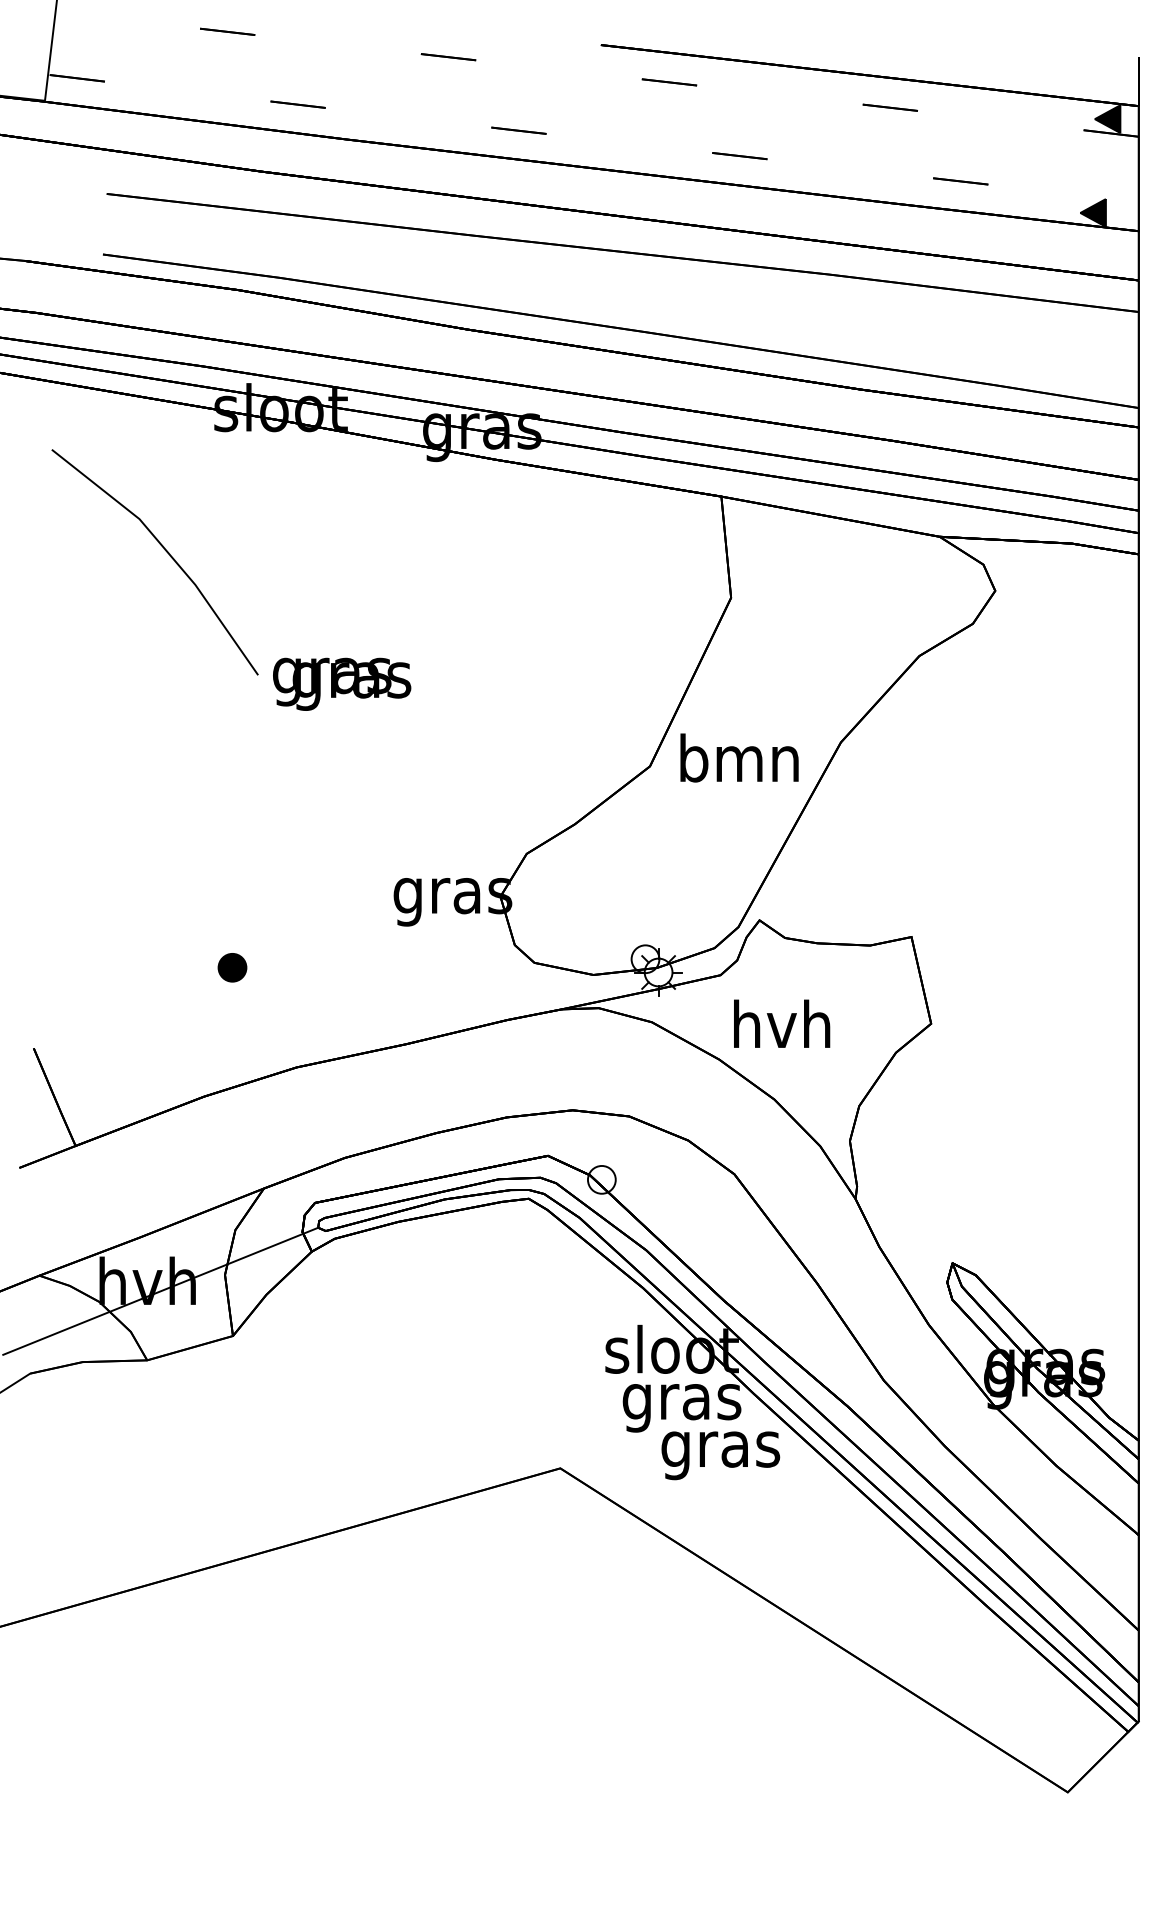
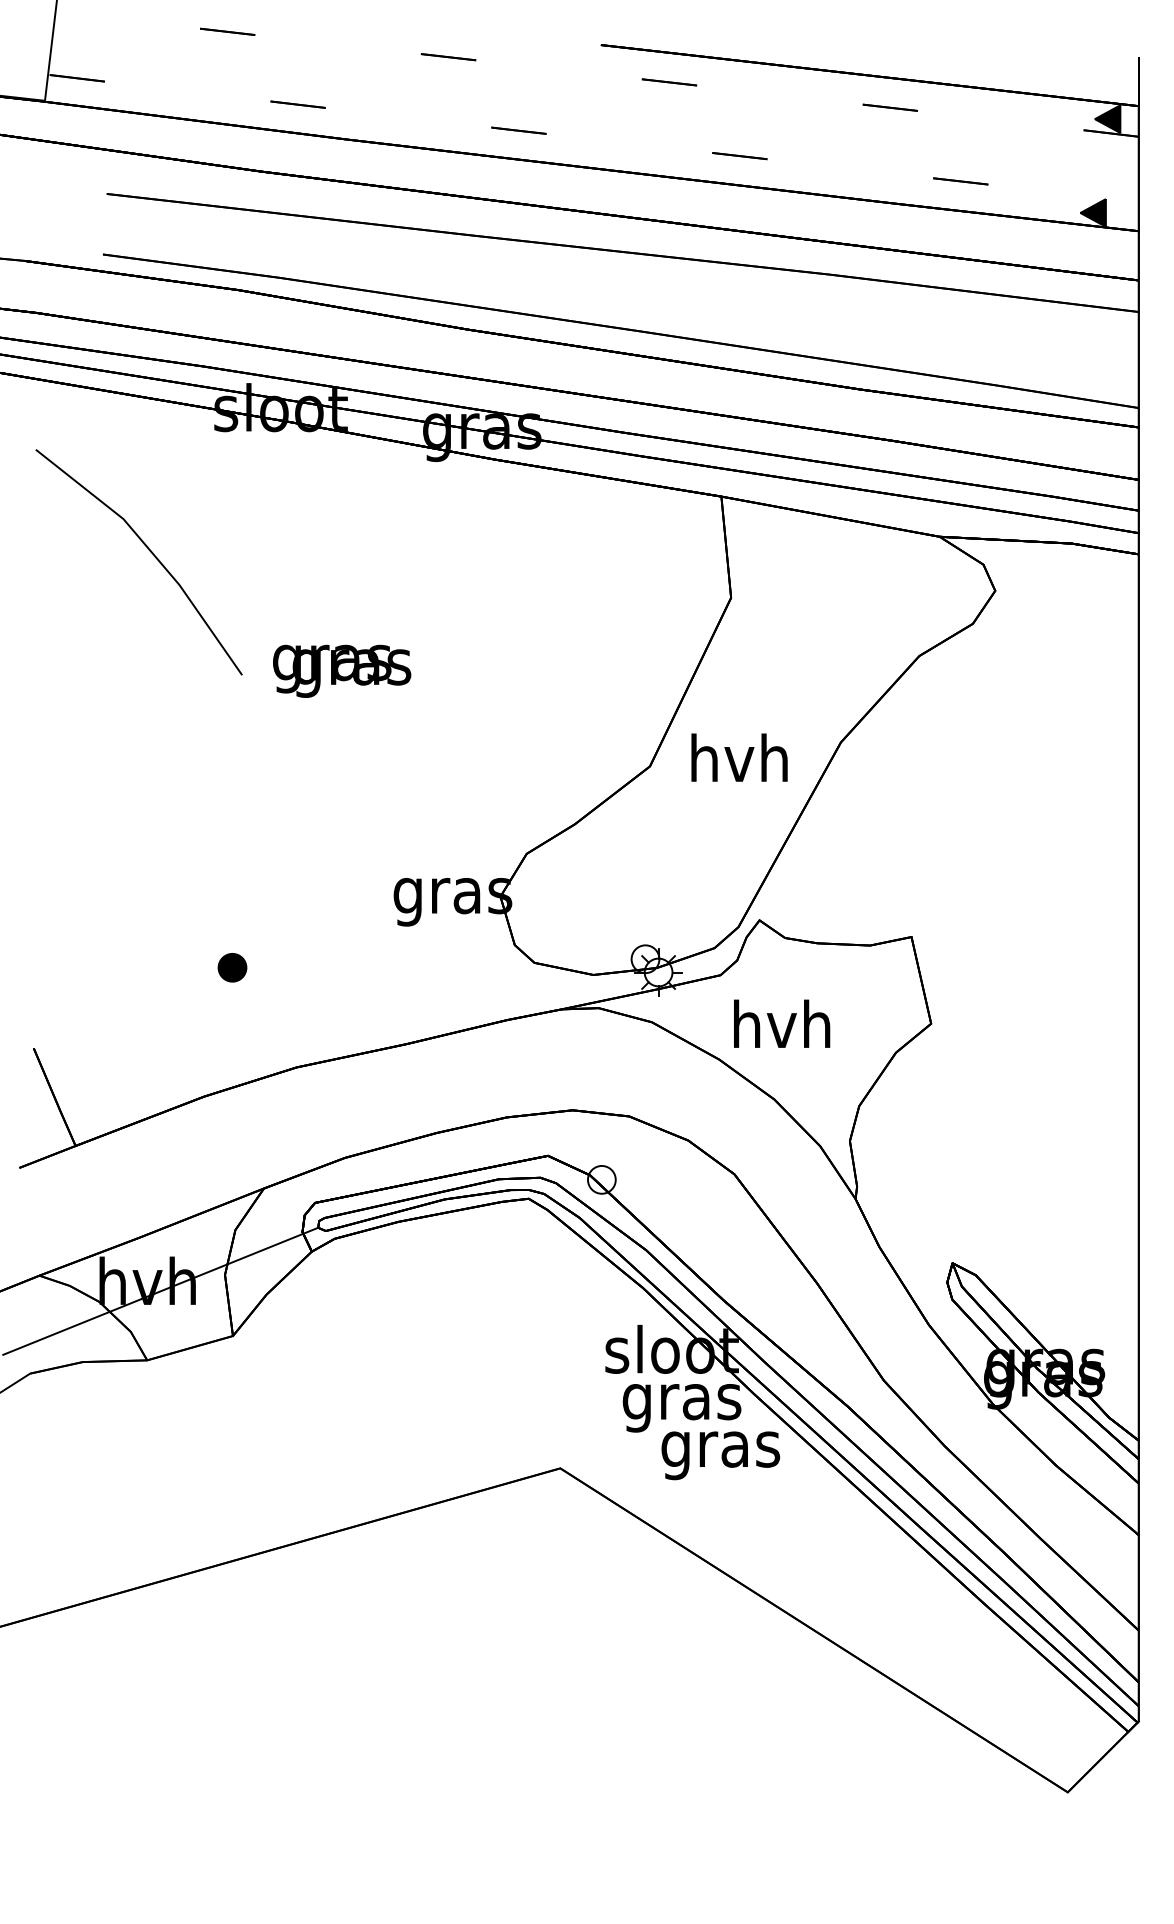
line position: (165, 551) -> (149, 551) (149, 551)
text position: (342, 683) -> (342, 670) (342, 670)
text: bmn -> hvh (739, 757)
